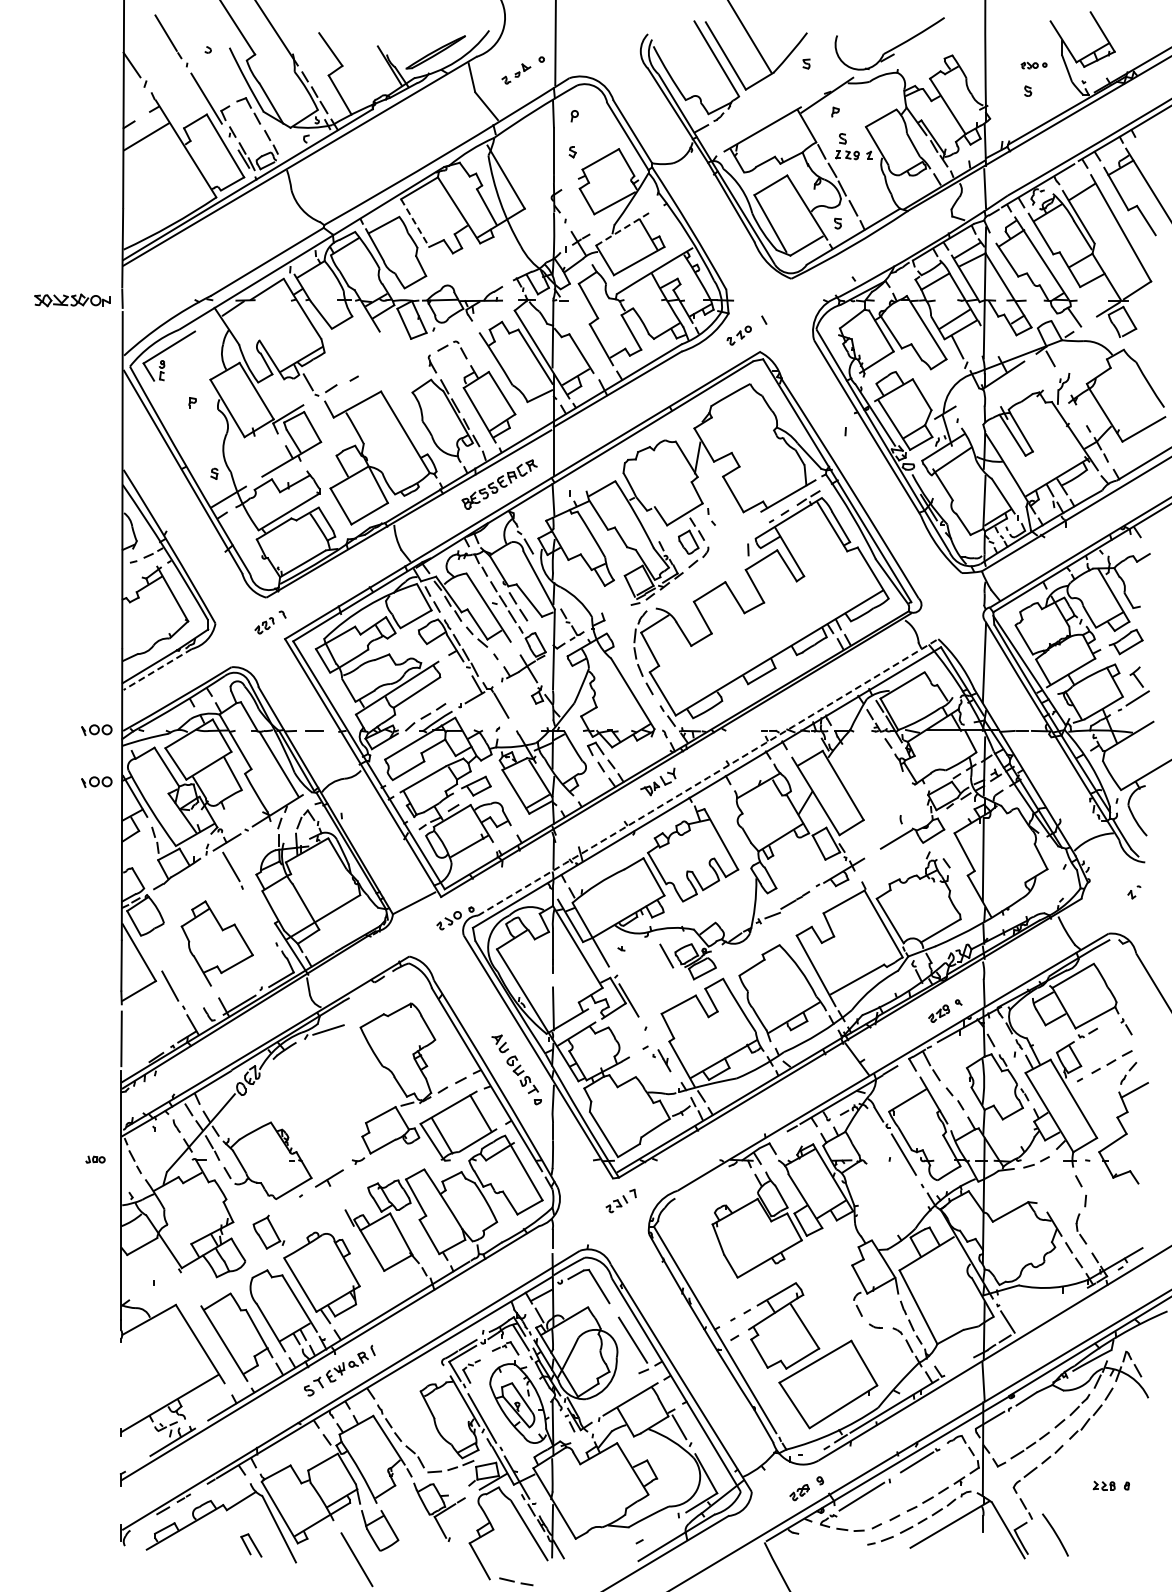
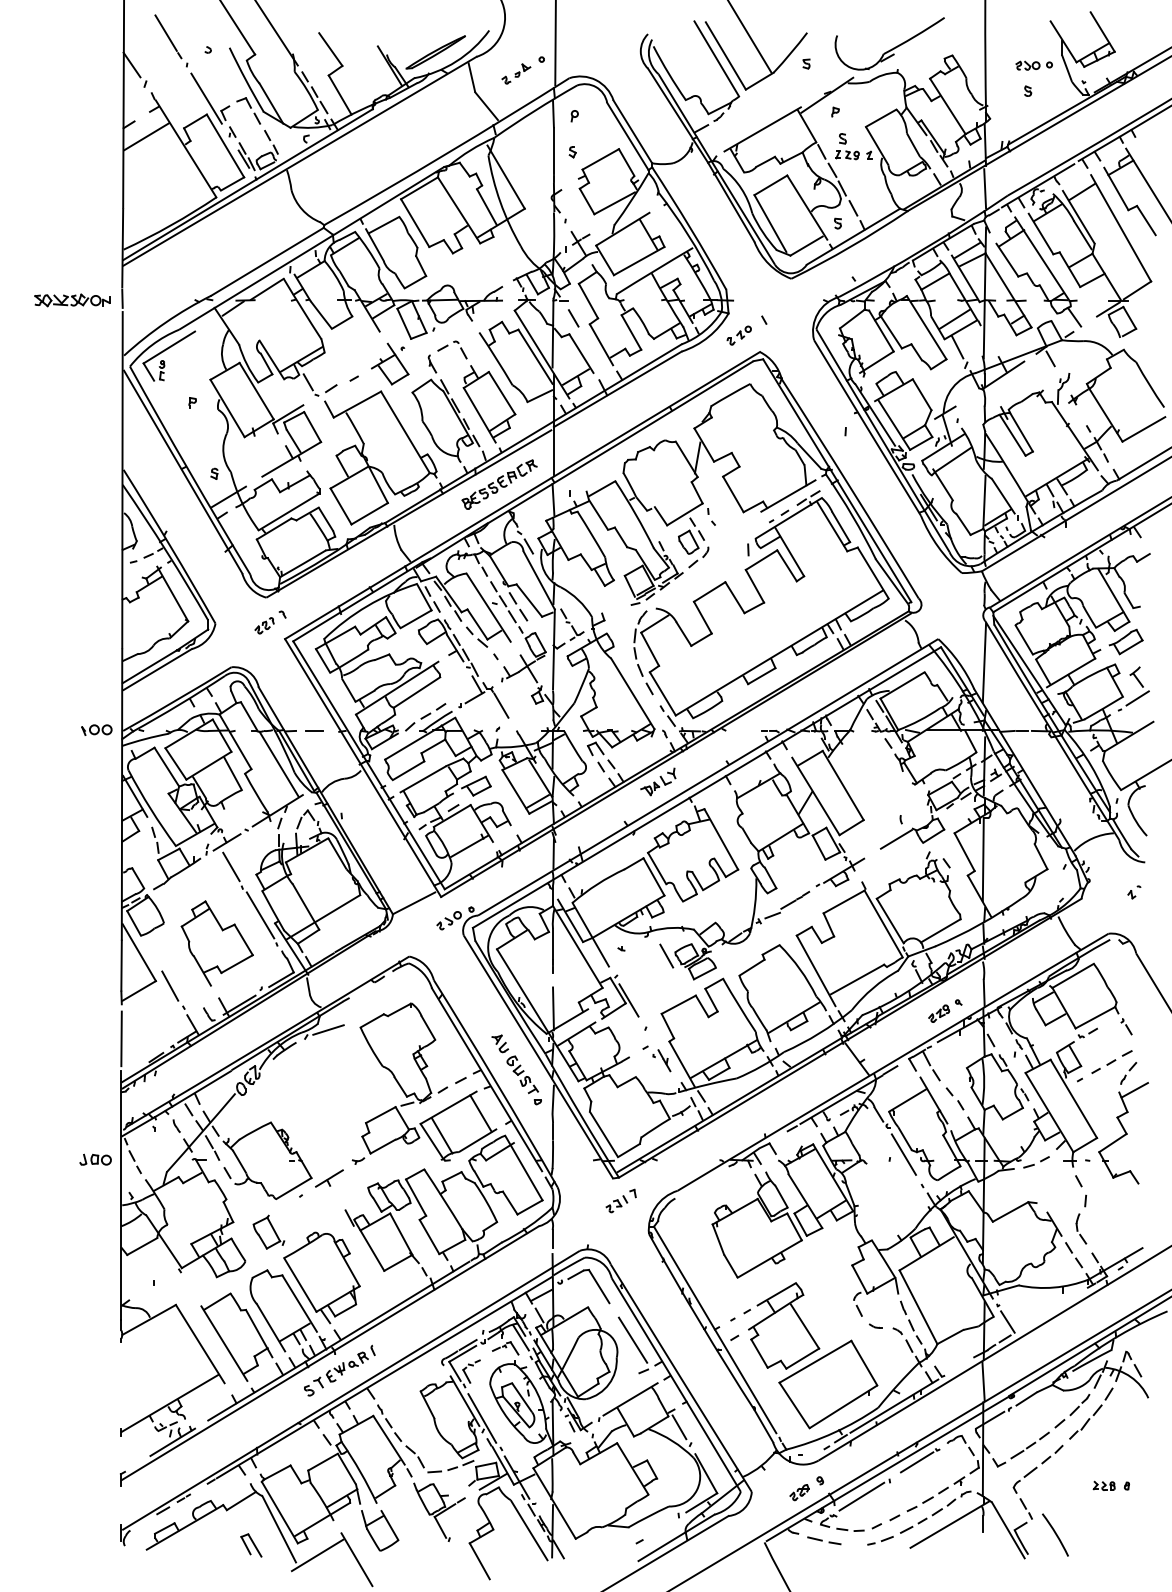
part size: 28x9 px -> 38x11 px (1033, 65)
line: dashed -> solid (415, 223)
line: dashed -> solid (623, 228)
line: none -> present (573, 318)
part: none -> present (390, 363)
line: dashed -> solid (157, 669)
arc: dashed -> solid (708, 777)
part: present -> none (96, 781)
line: none -> present (260, 915)
part size: 21x9 px -> 33x13 px (95, 1159)
line: none -> present (317, 1555)
part position: (516, 1581) -> (824, 1540) (824, 1540)
